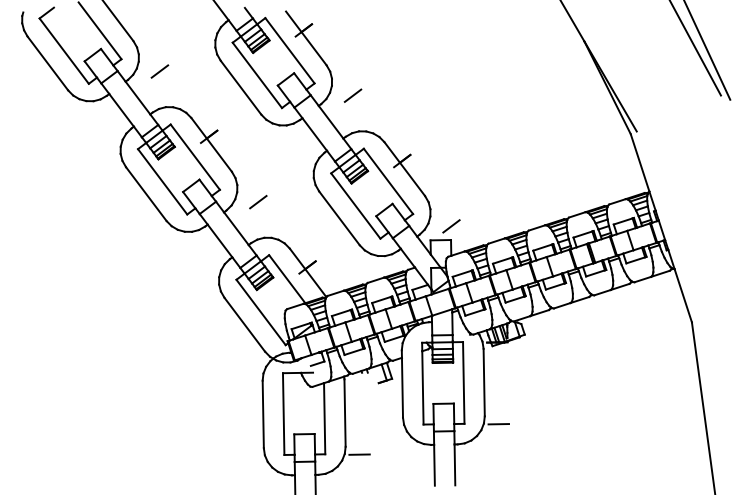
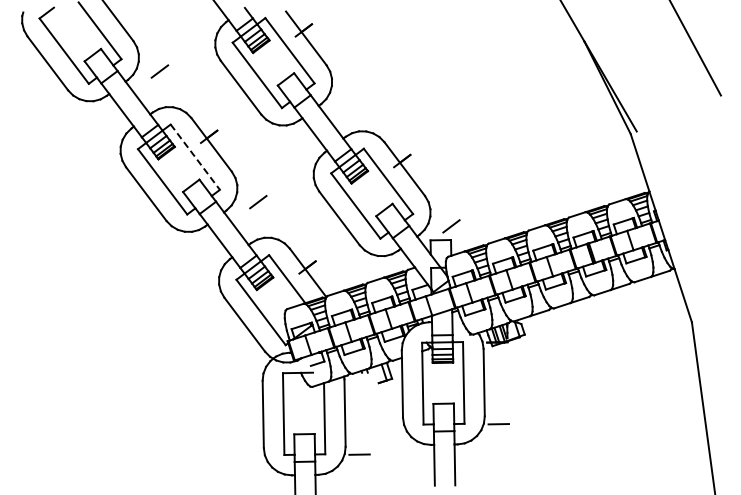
line: present -> none (707, 50)
line: present -> none (352, 95)
line: solid -> dashed (195, 157)
